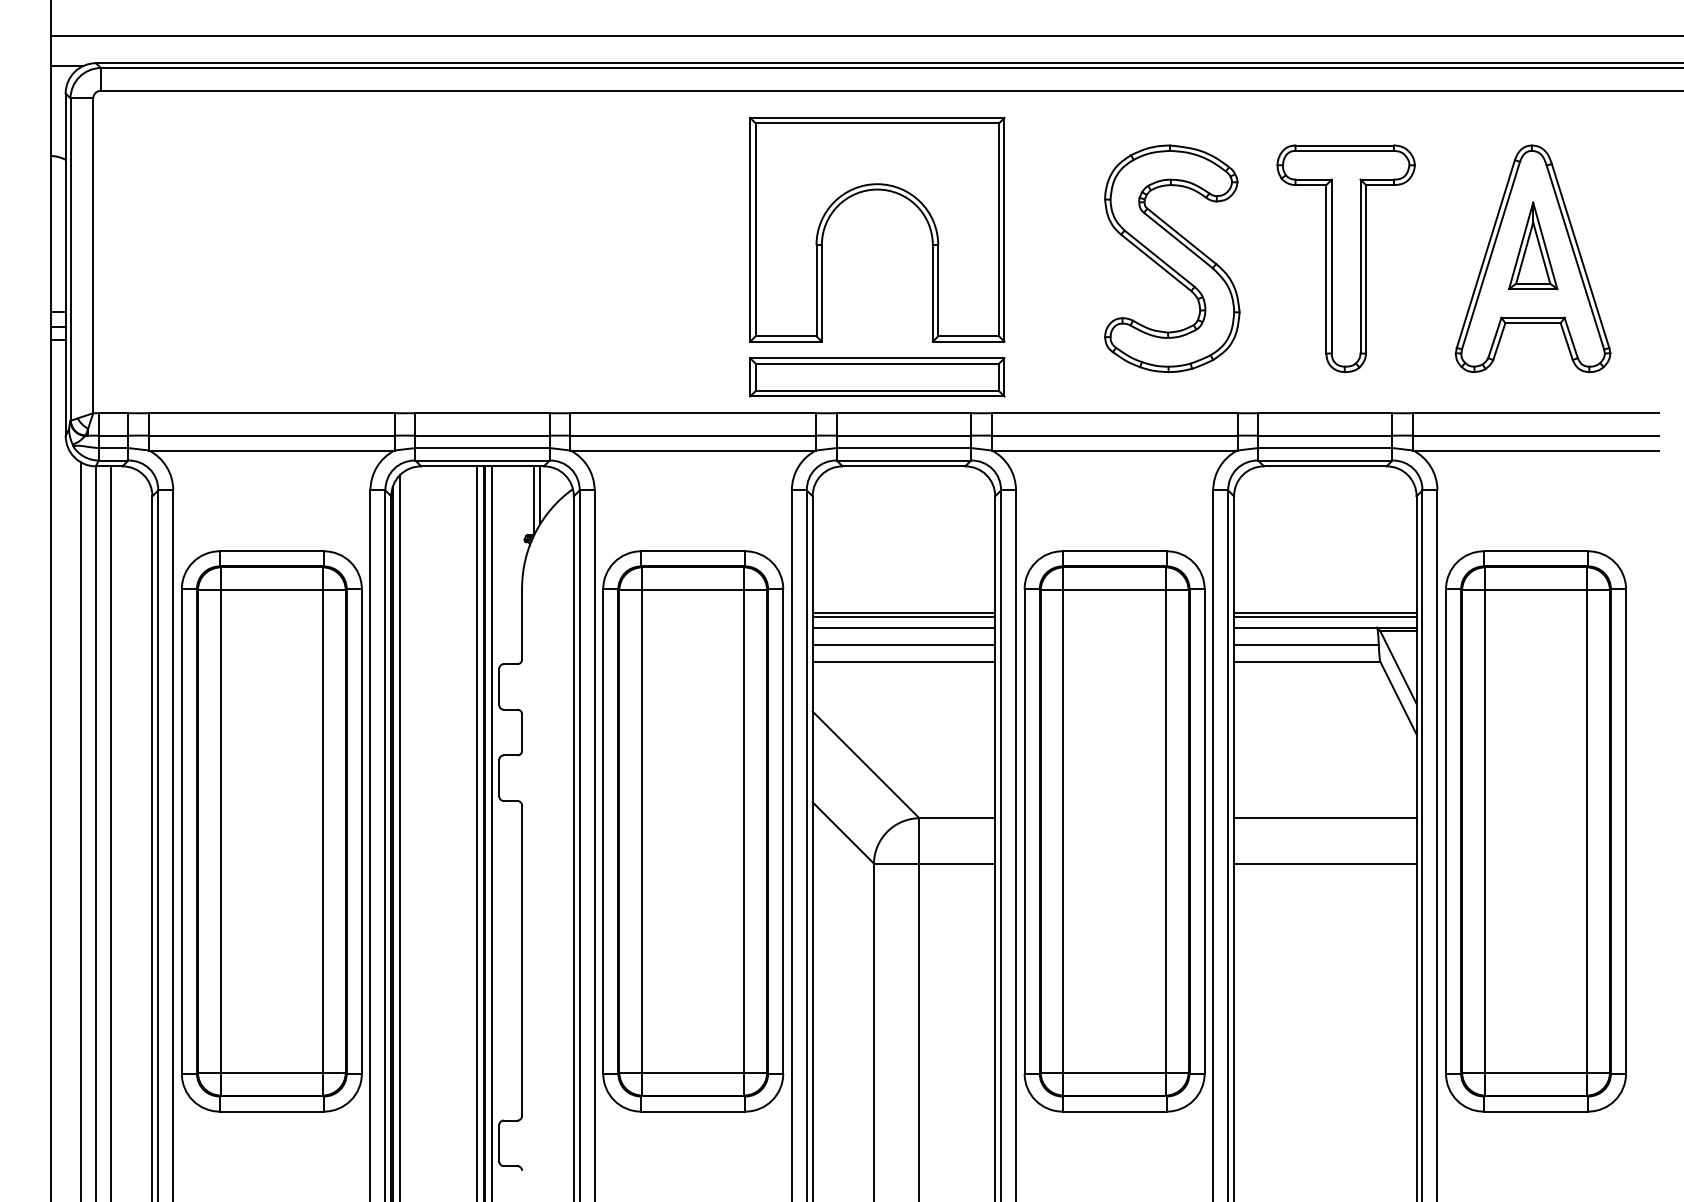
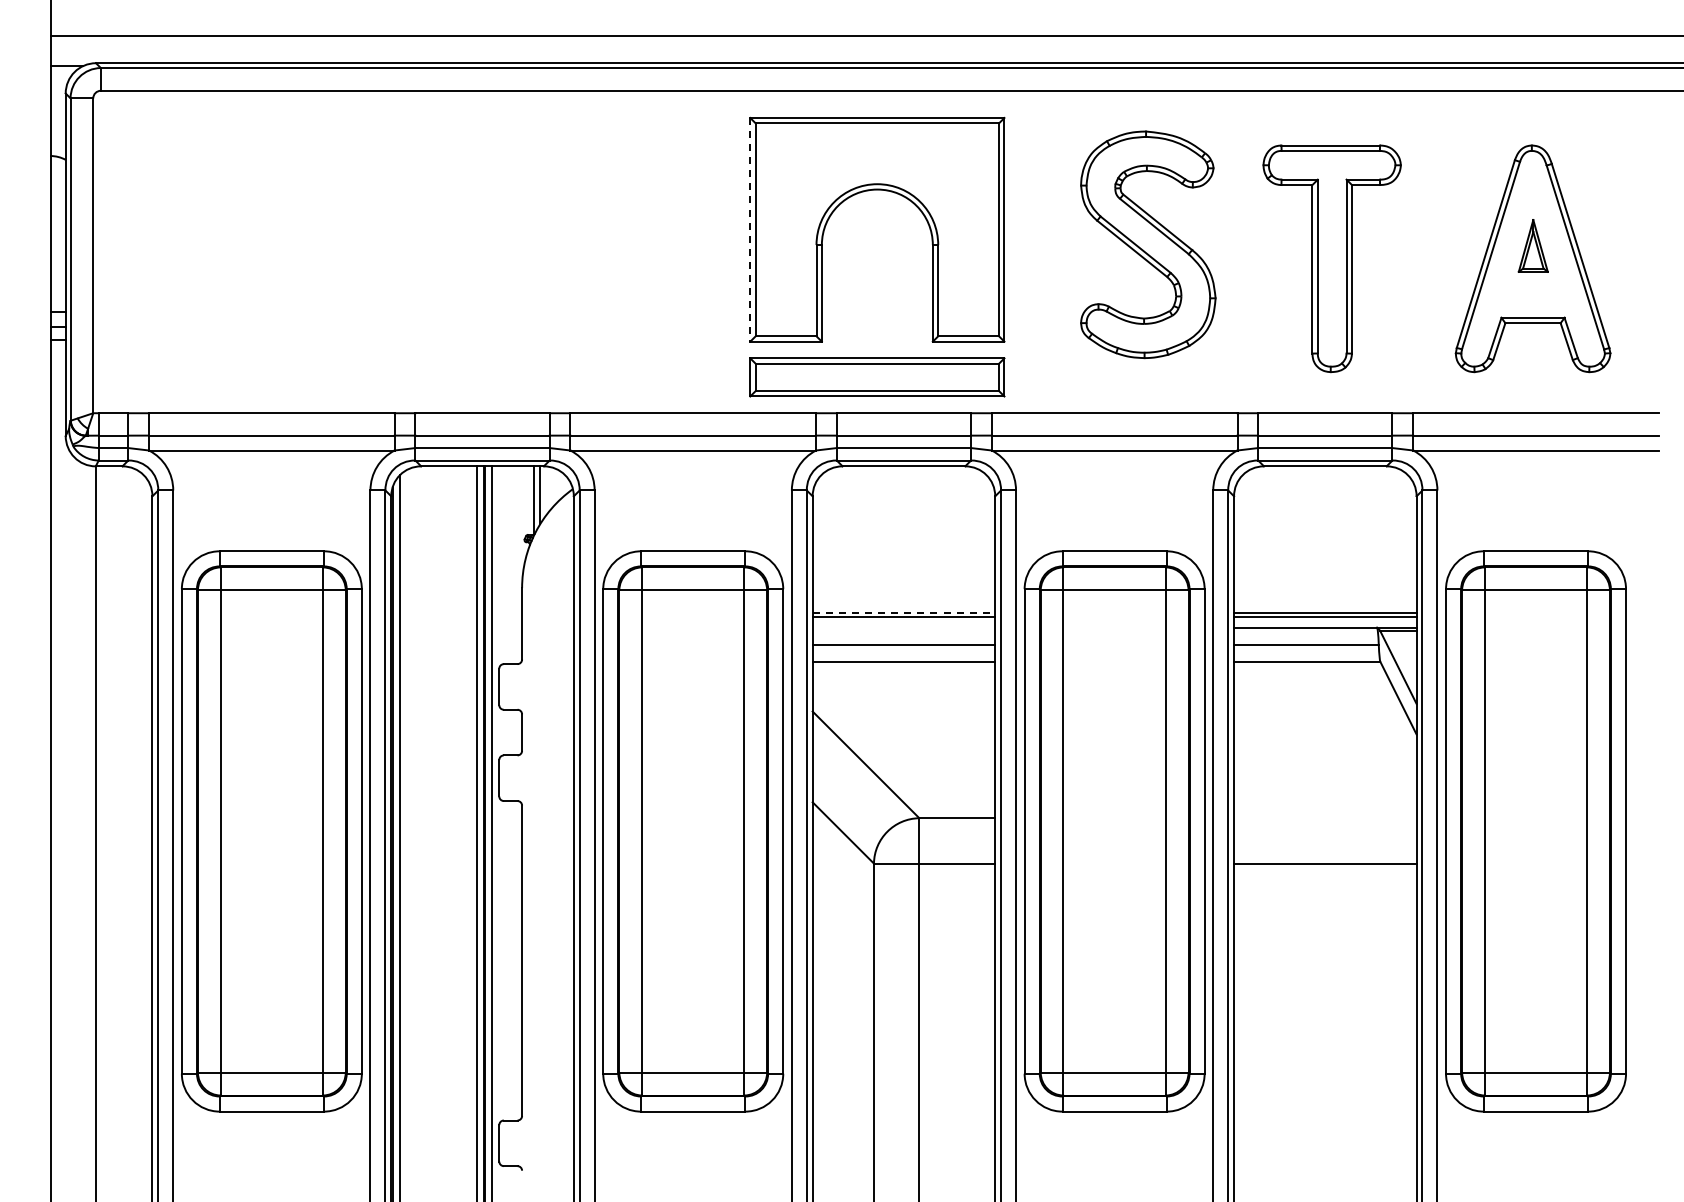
line: solid -> dashed (750, 229)
part size: 51x90 px -> 32x54 px (1532, 245)
part position: (1172, 258) -> (1148, 244) (1148, 244)
part position: (1345, 258) -> (1331, 258) (1331, 258)
line: solid -> dashed (904, 612)
line: present -> none (903, 627)
line: present -> none (1325, 818)
line: present -> none (80, 830)
line: present -> none (111, 832)
